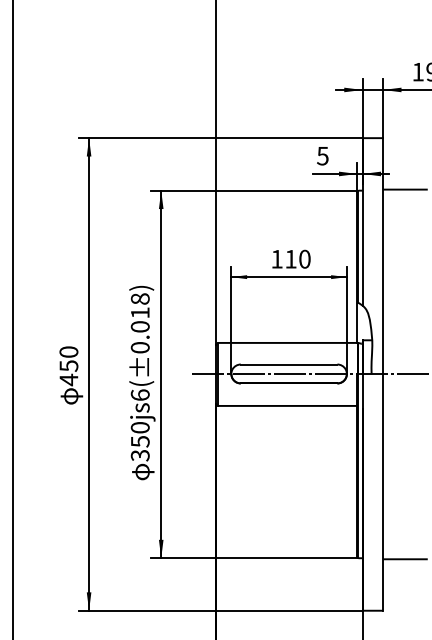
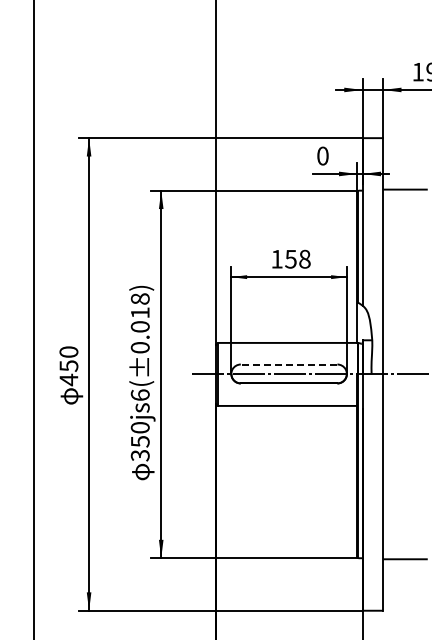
text: 5 -> 0 (322, 155)
text: 110 -> 158 (297, 259)
line position: (12, 319) -> (33, 319) (33, 319)
line: solid -> dashed (288, 364)
